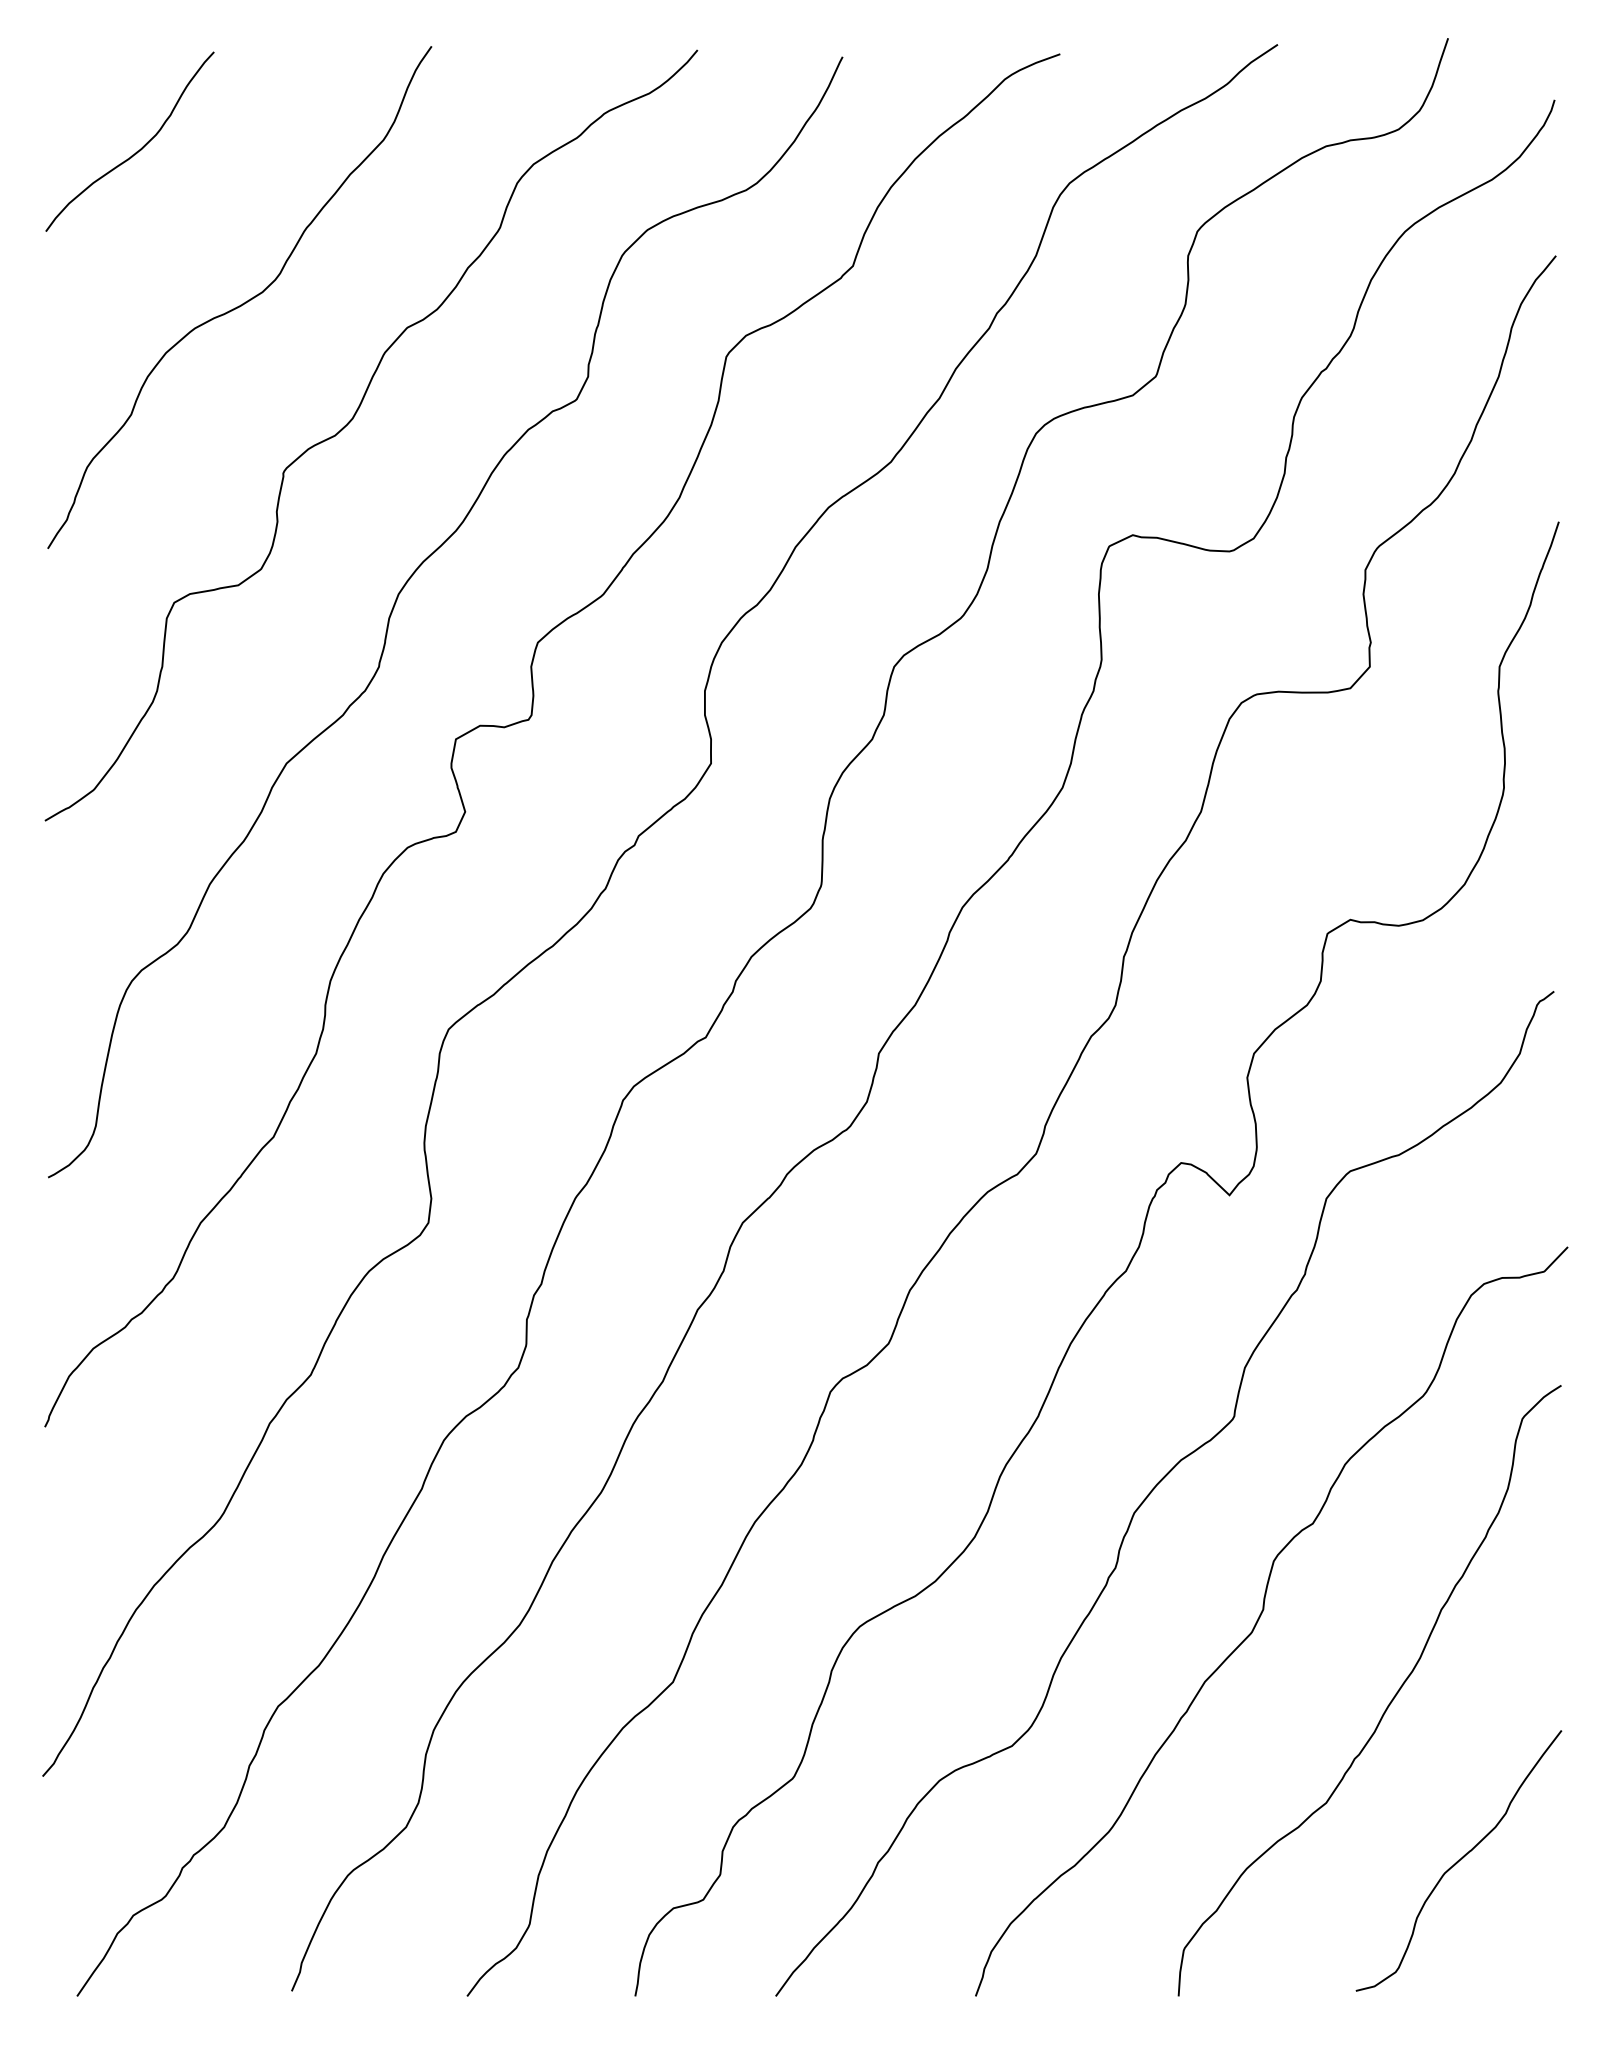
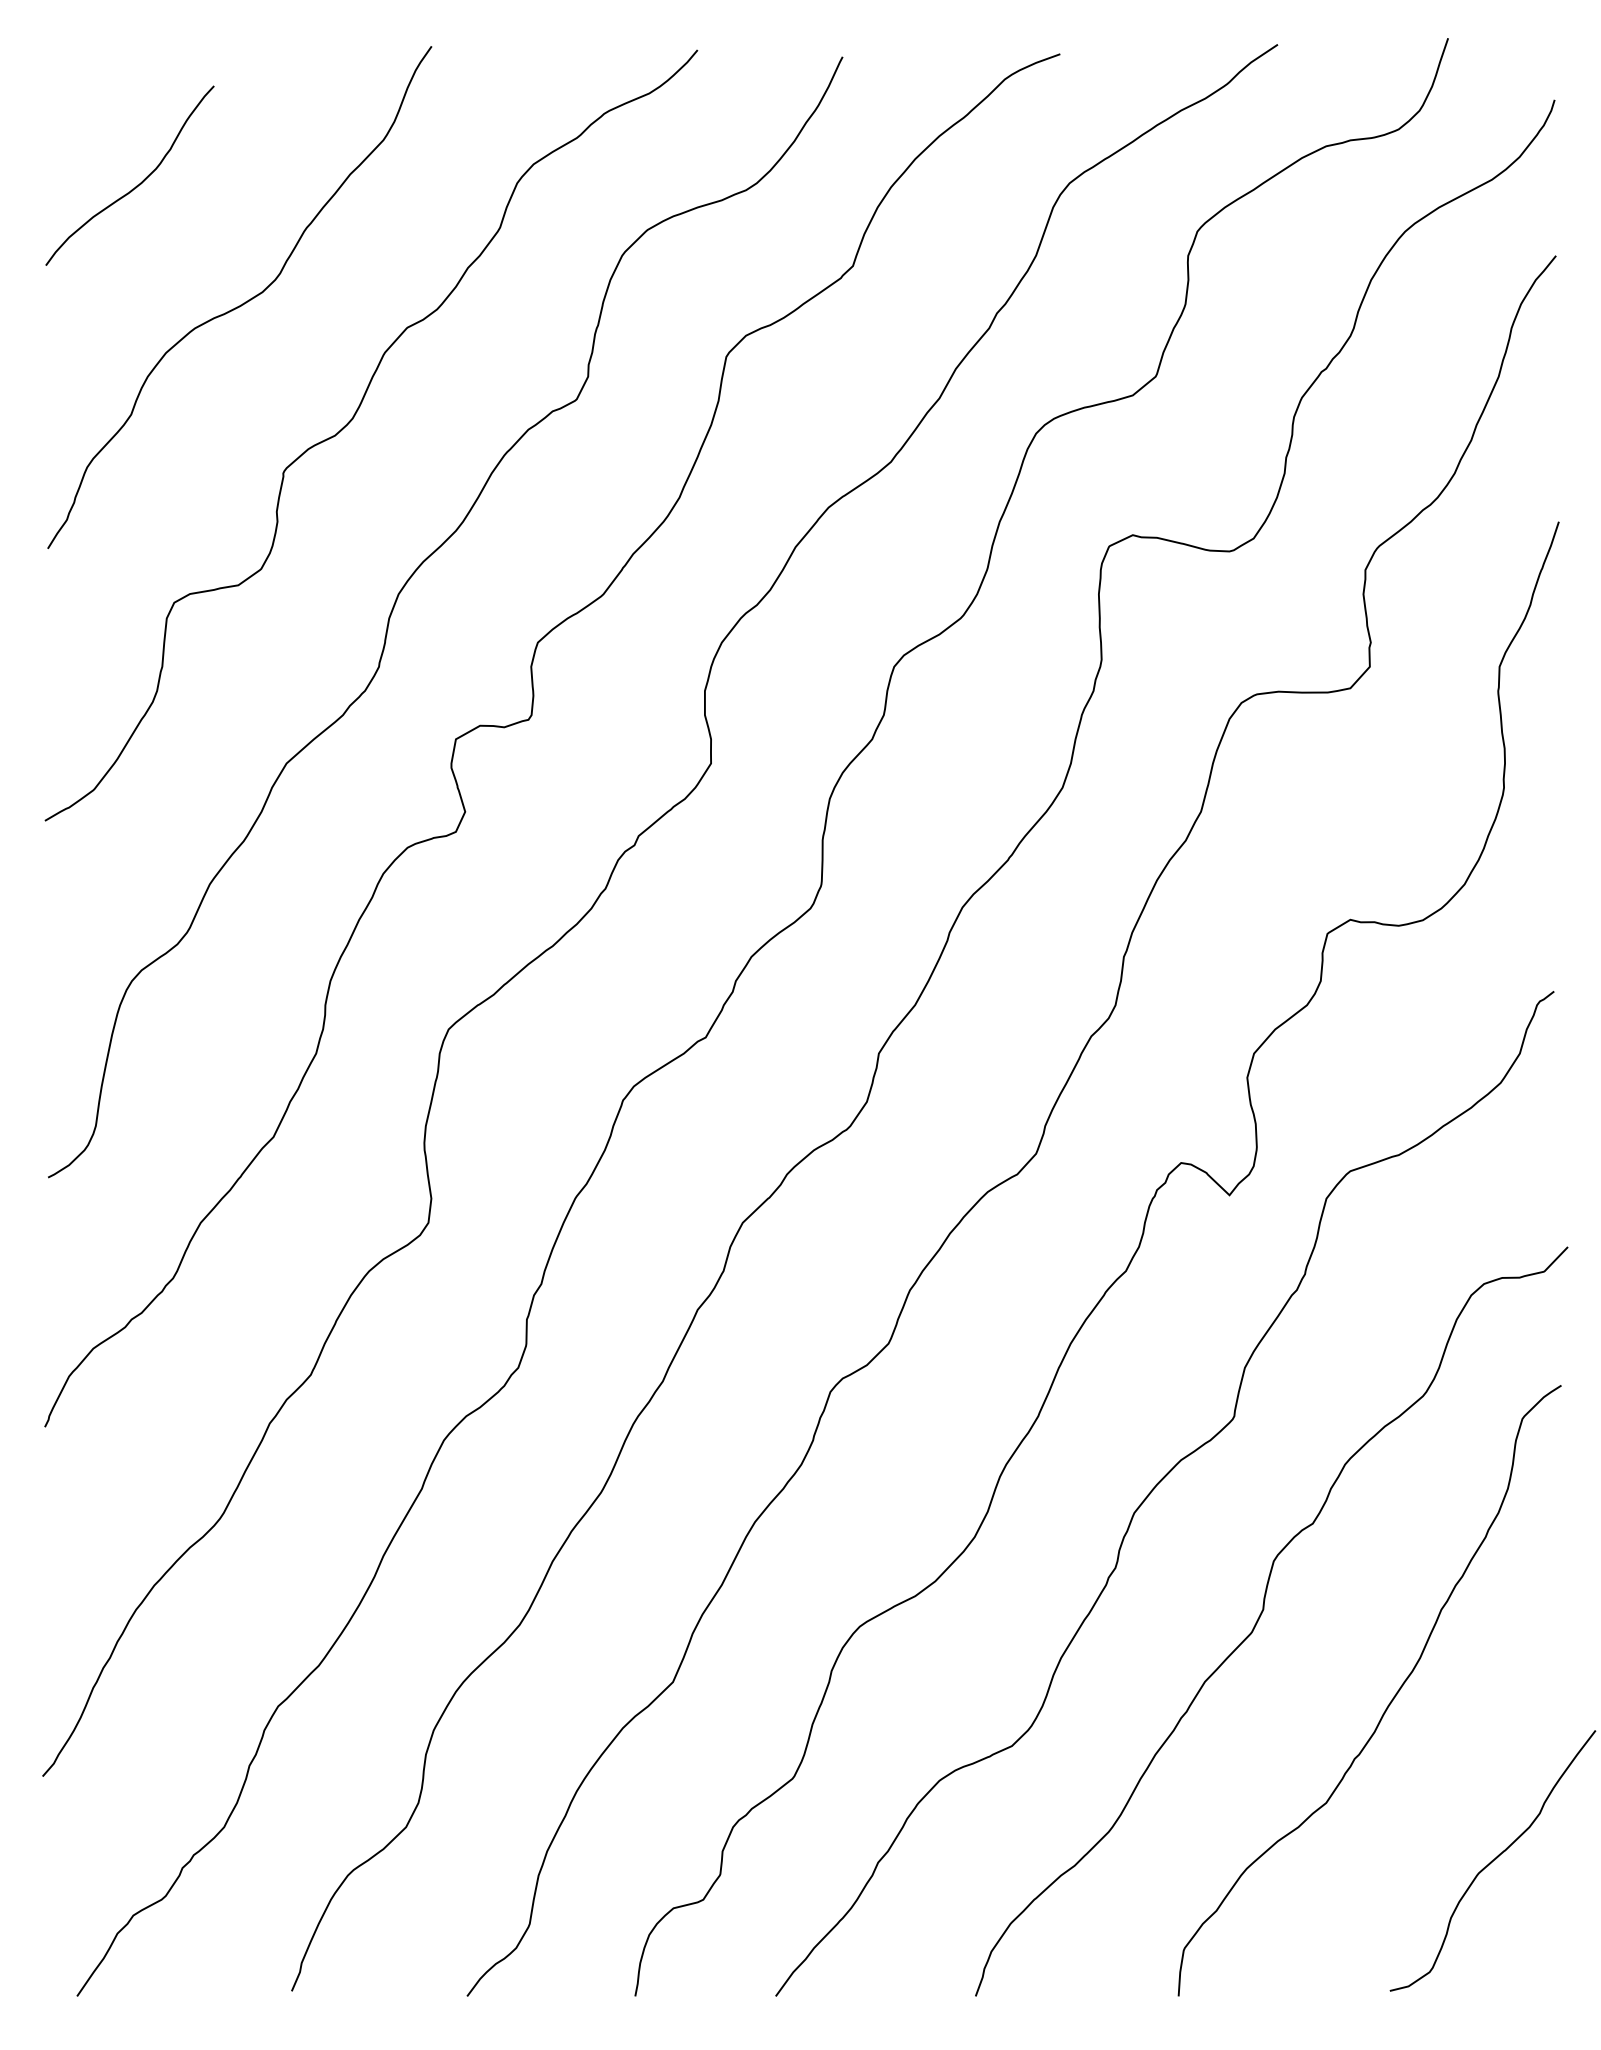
curve position: (136, 151) -> (136, 185) (136, 185)
curve position: (1458, 1860) -> (1492, 1860) (1492, 1860)
